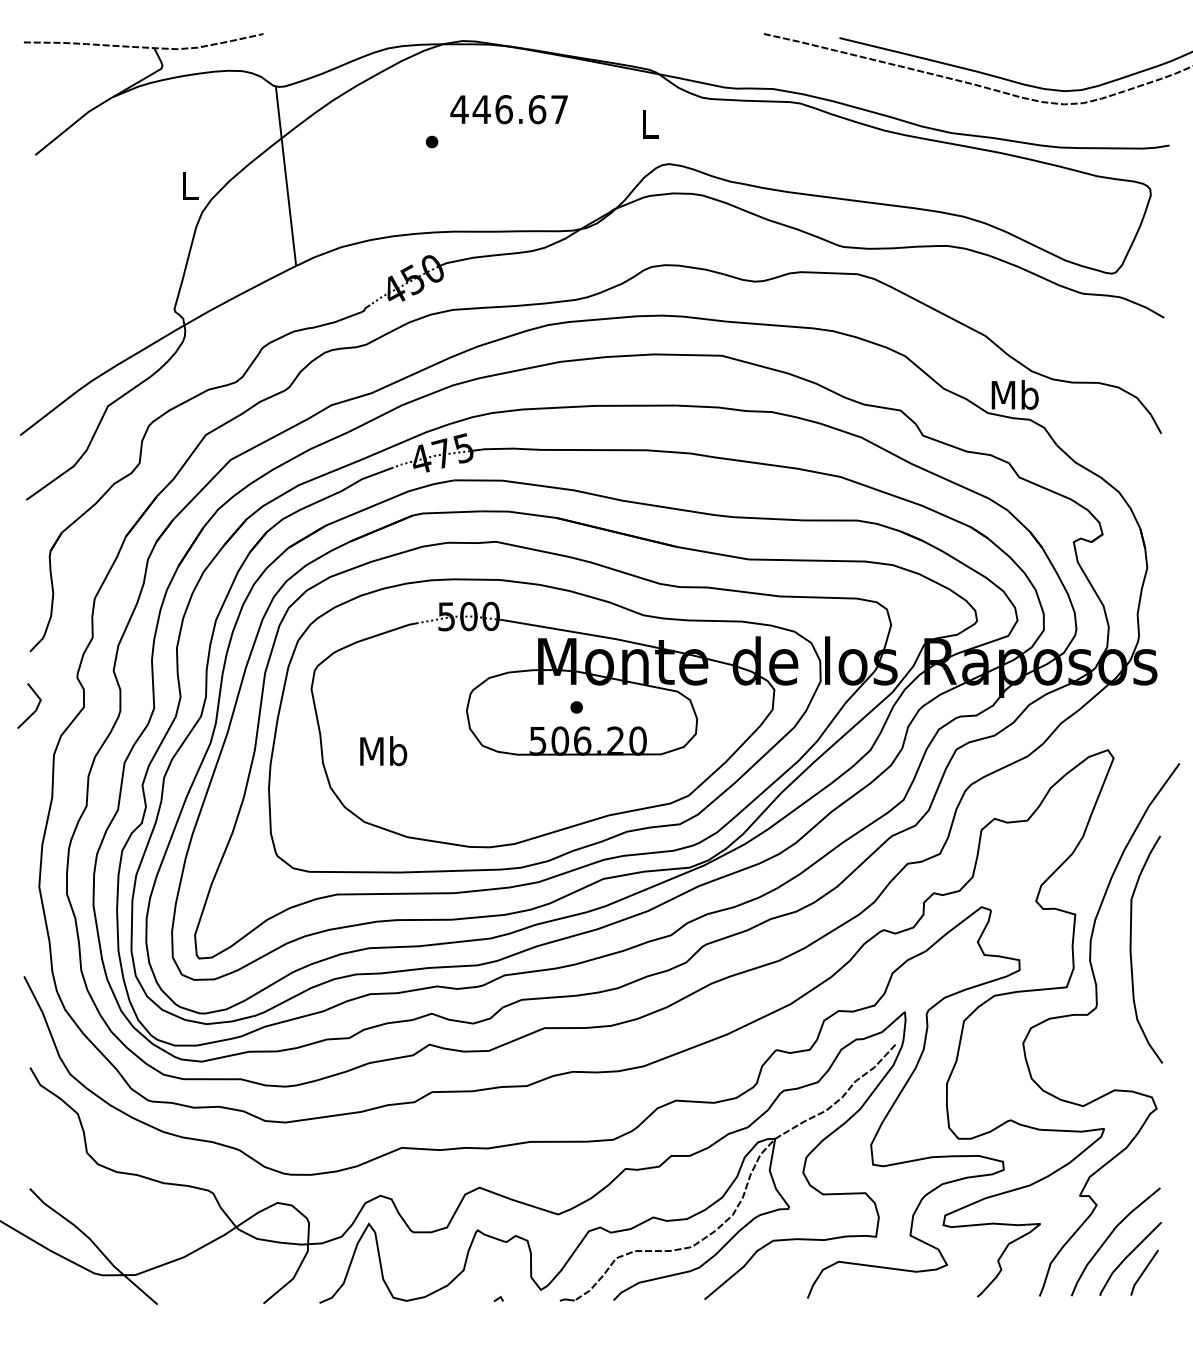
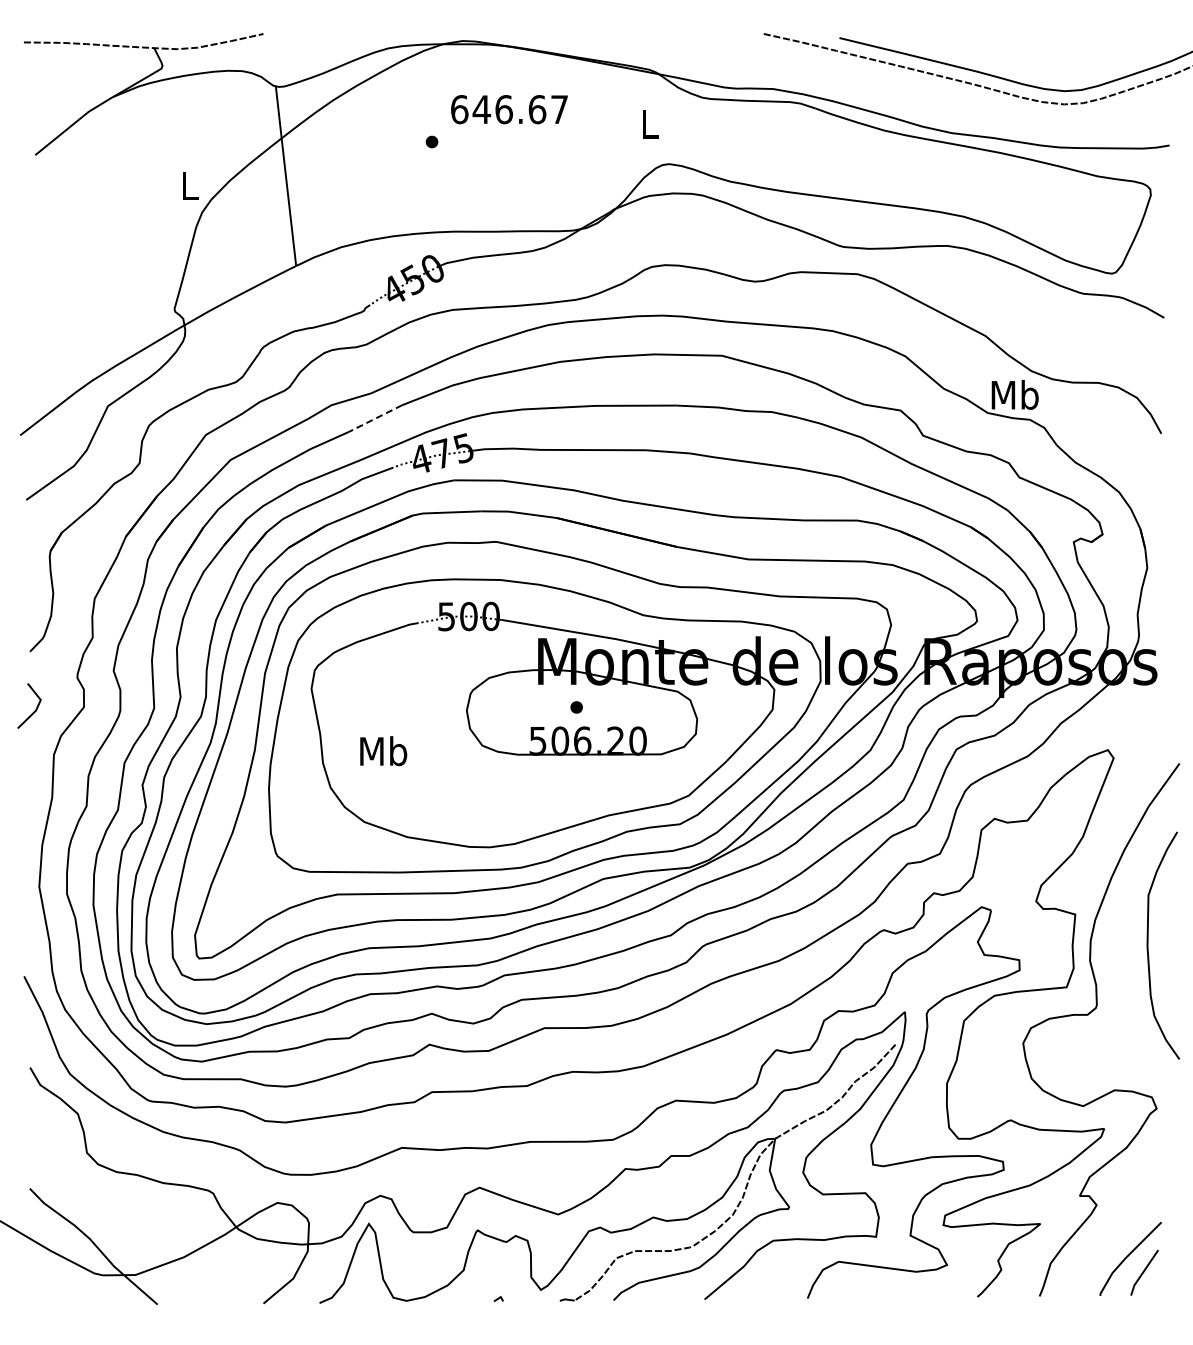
text: 446.67 -> 646.67 (459, 109)
line: solid -> dashed (375, 418)
curve position: (1131, 949) -> (1148, 945) (1148, 945)
curve: present -> none (1110, 1236)
